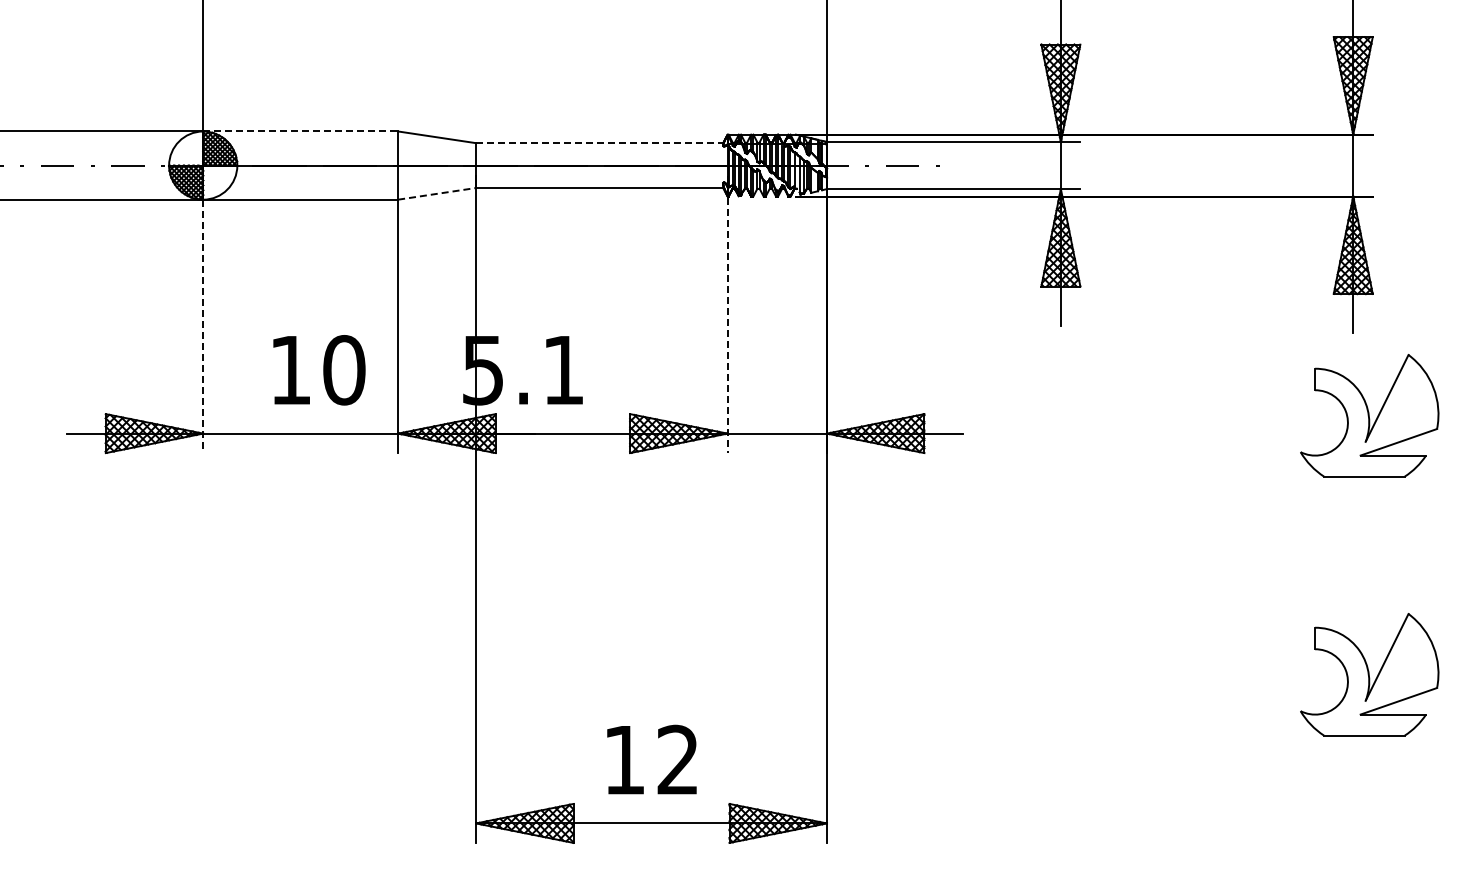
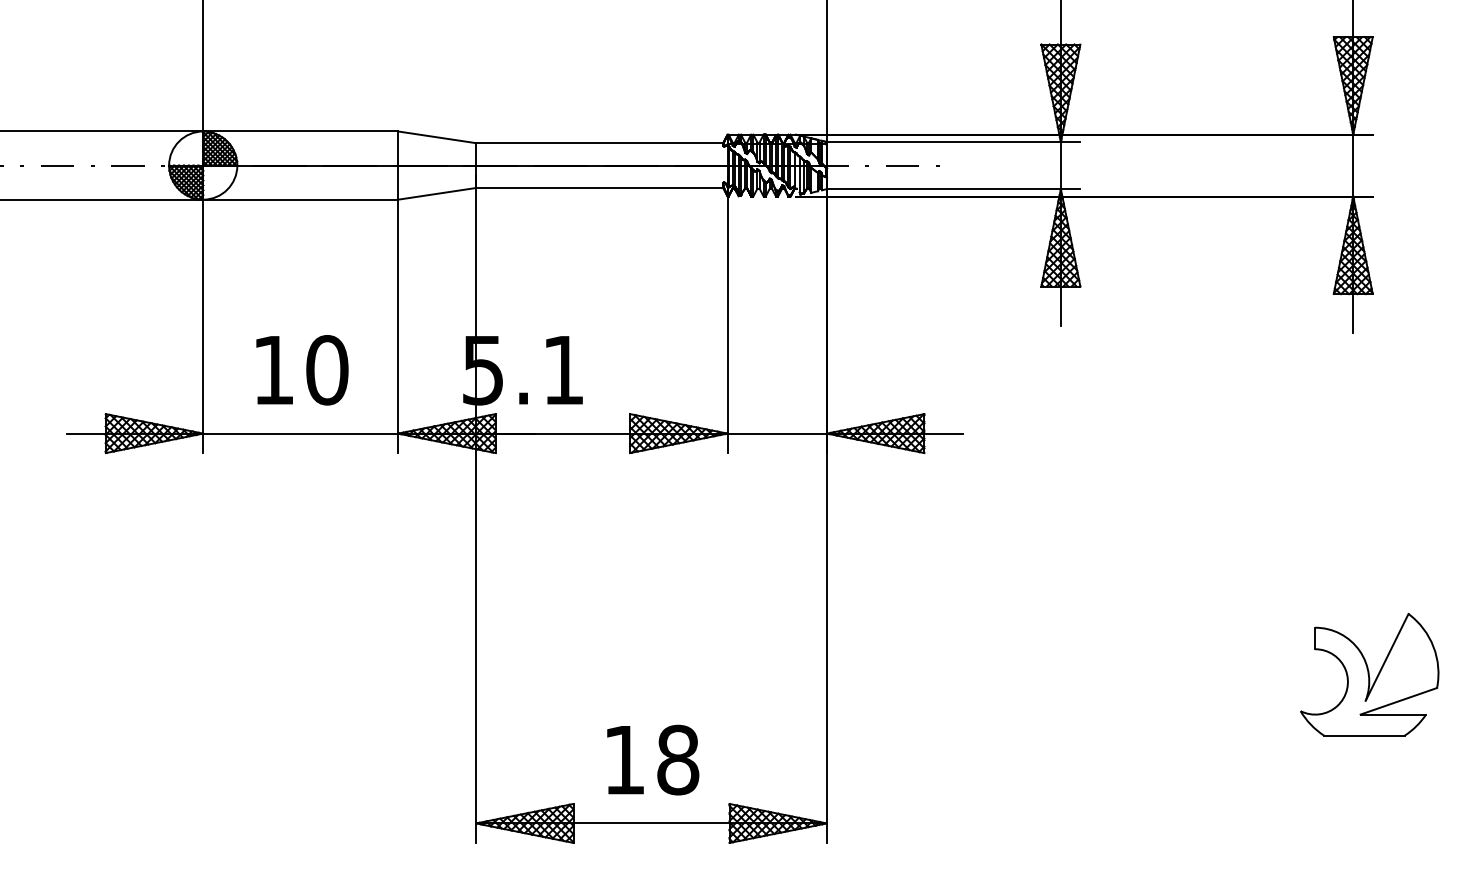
line: dashed -> solid (301, 131)
line: dashed -> solid (599, 143)
line: dashed -> solid (437, 193)
line: dashed -> solid (727, 315)
line: dashed -> solid (203, 326)
text position: (319, 370) -> (302, 370) (302, 370)
part: present -> none (1369, 415)
text: 12 -> 18 (678, 759)
